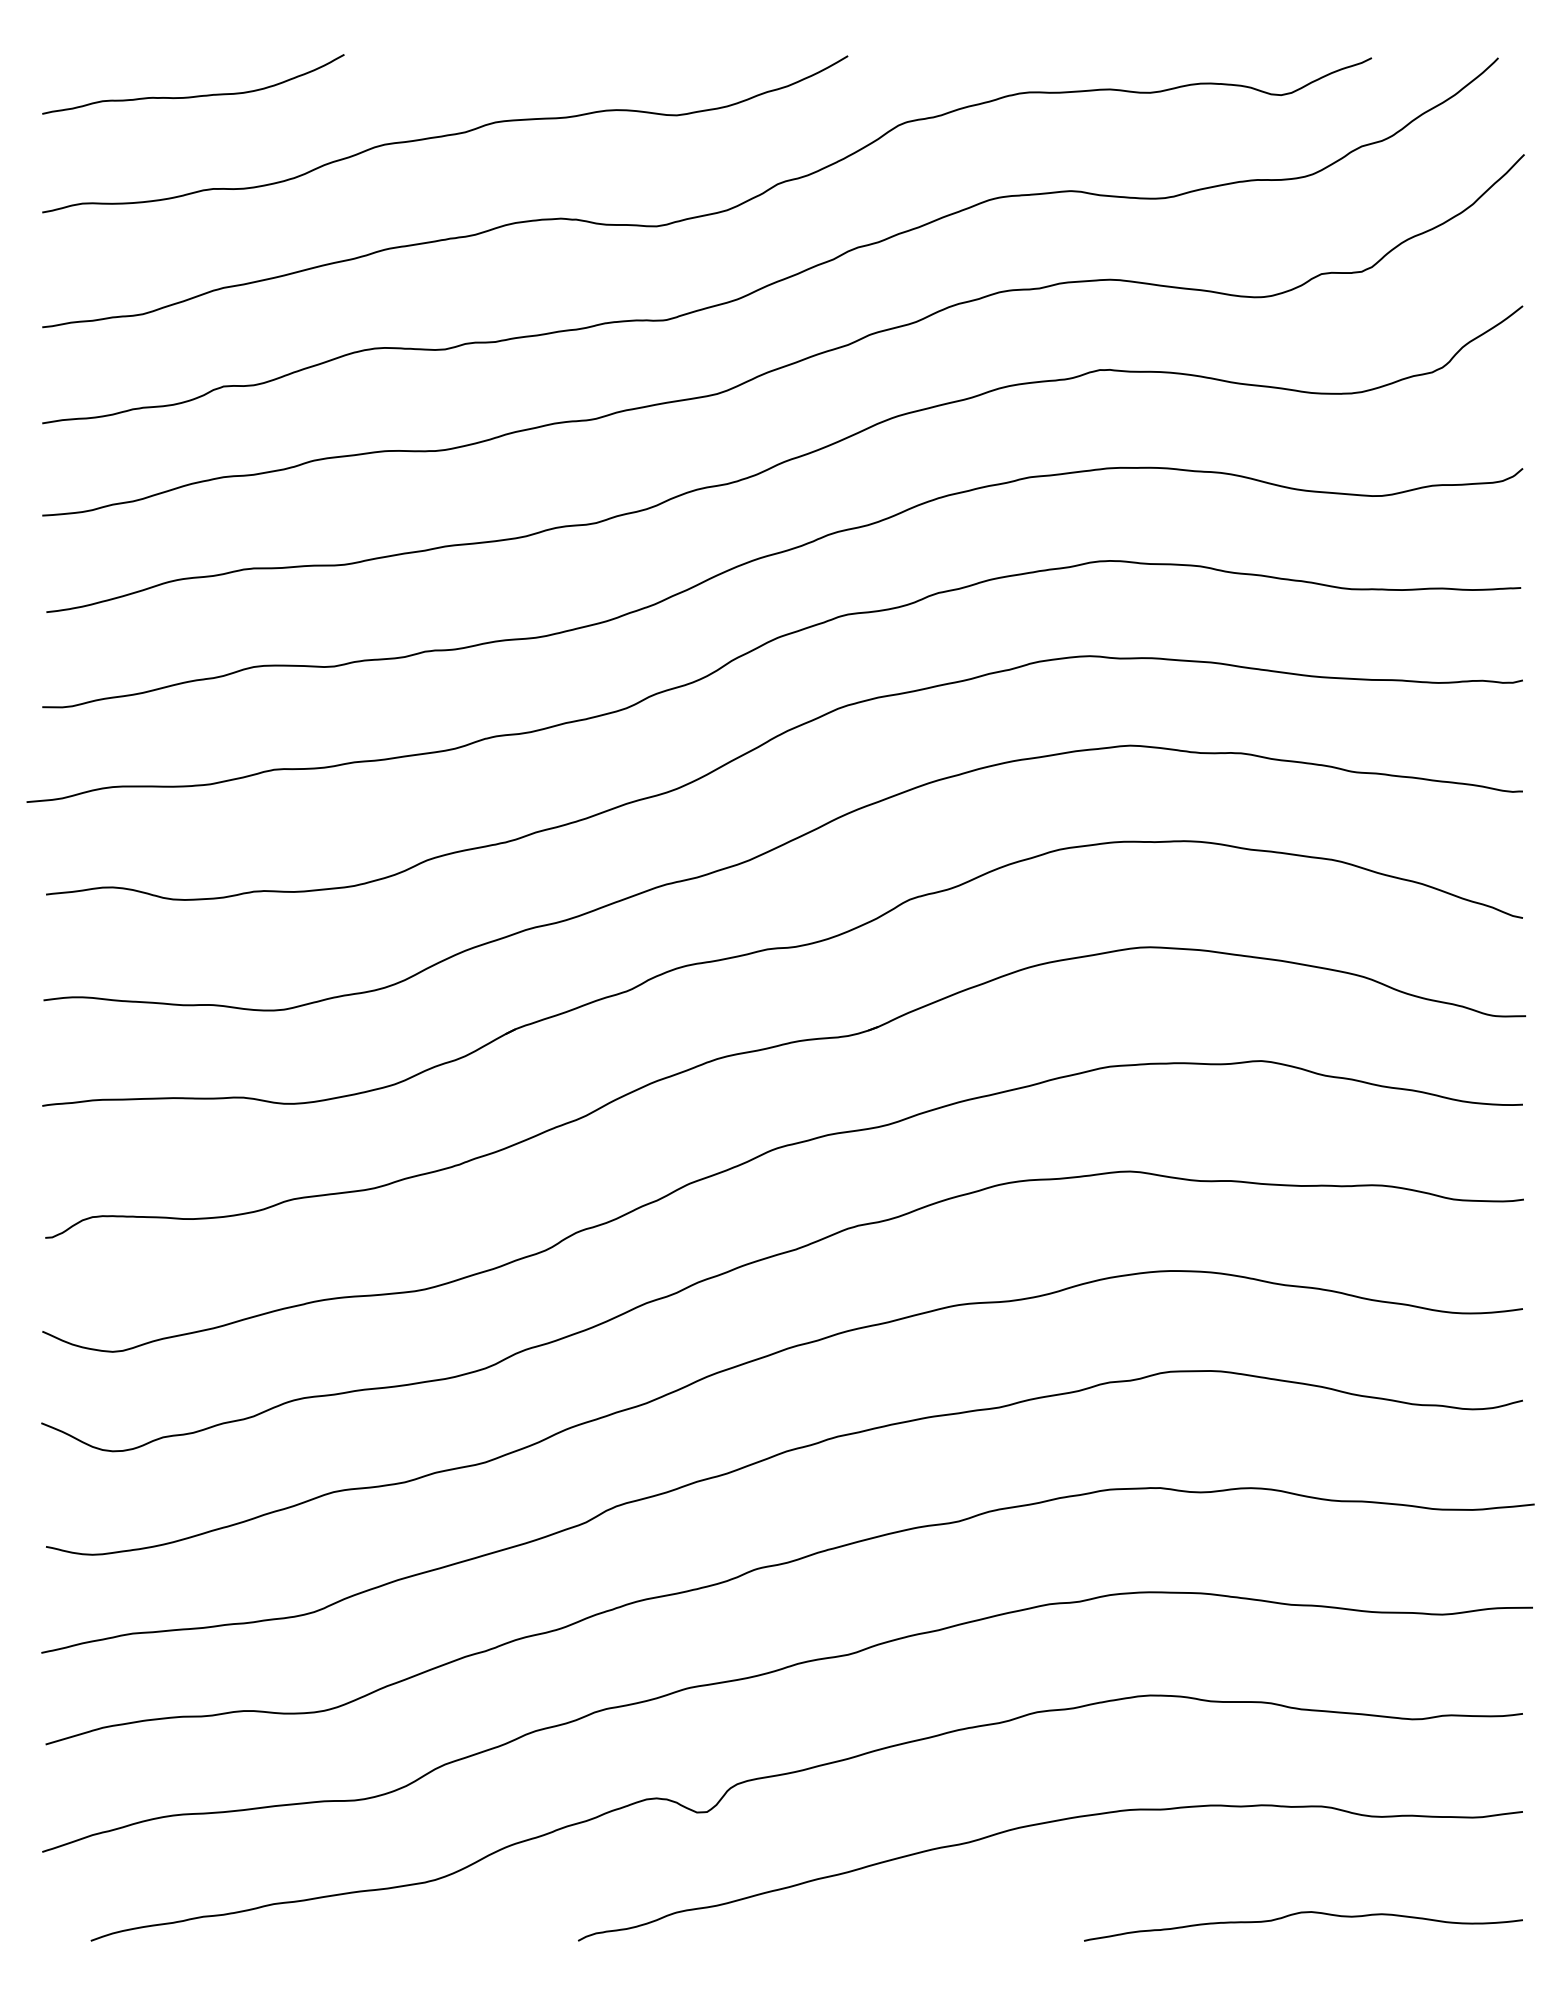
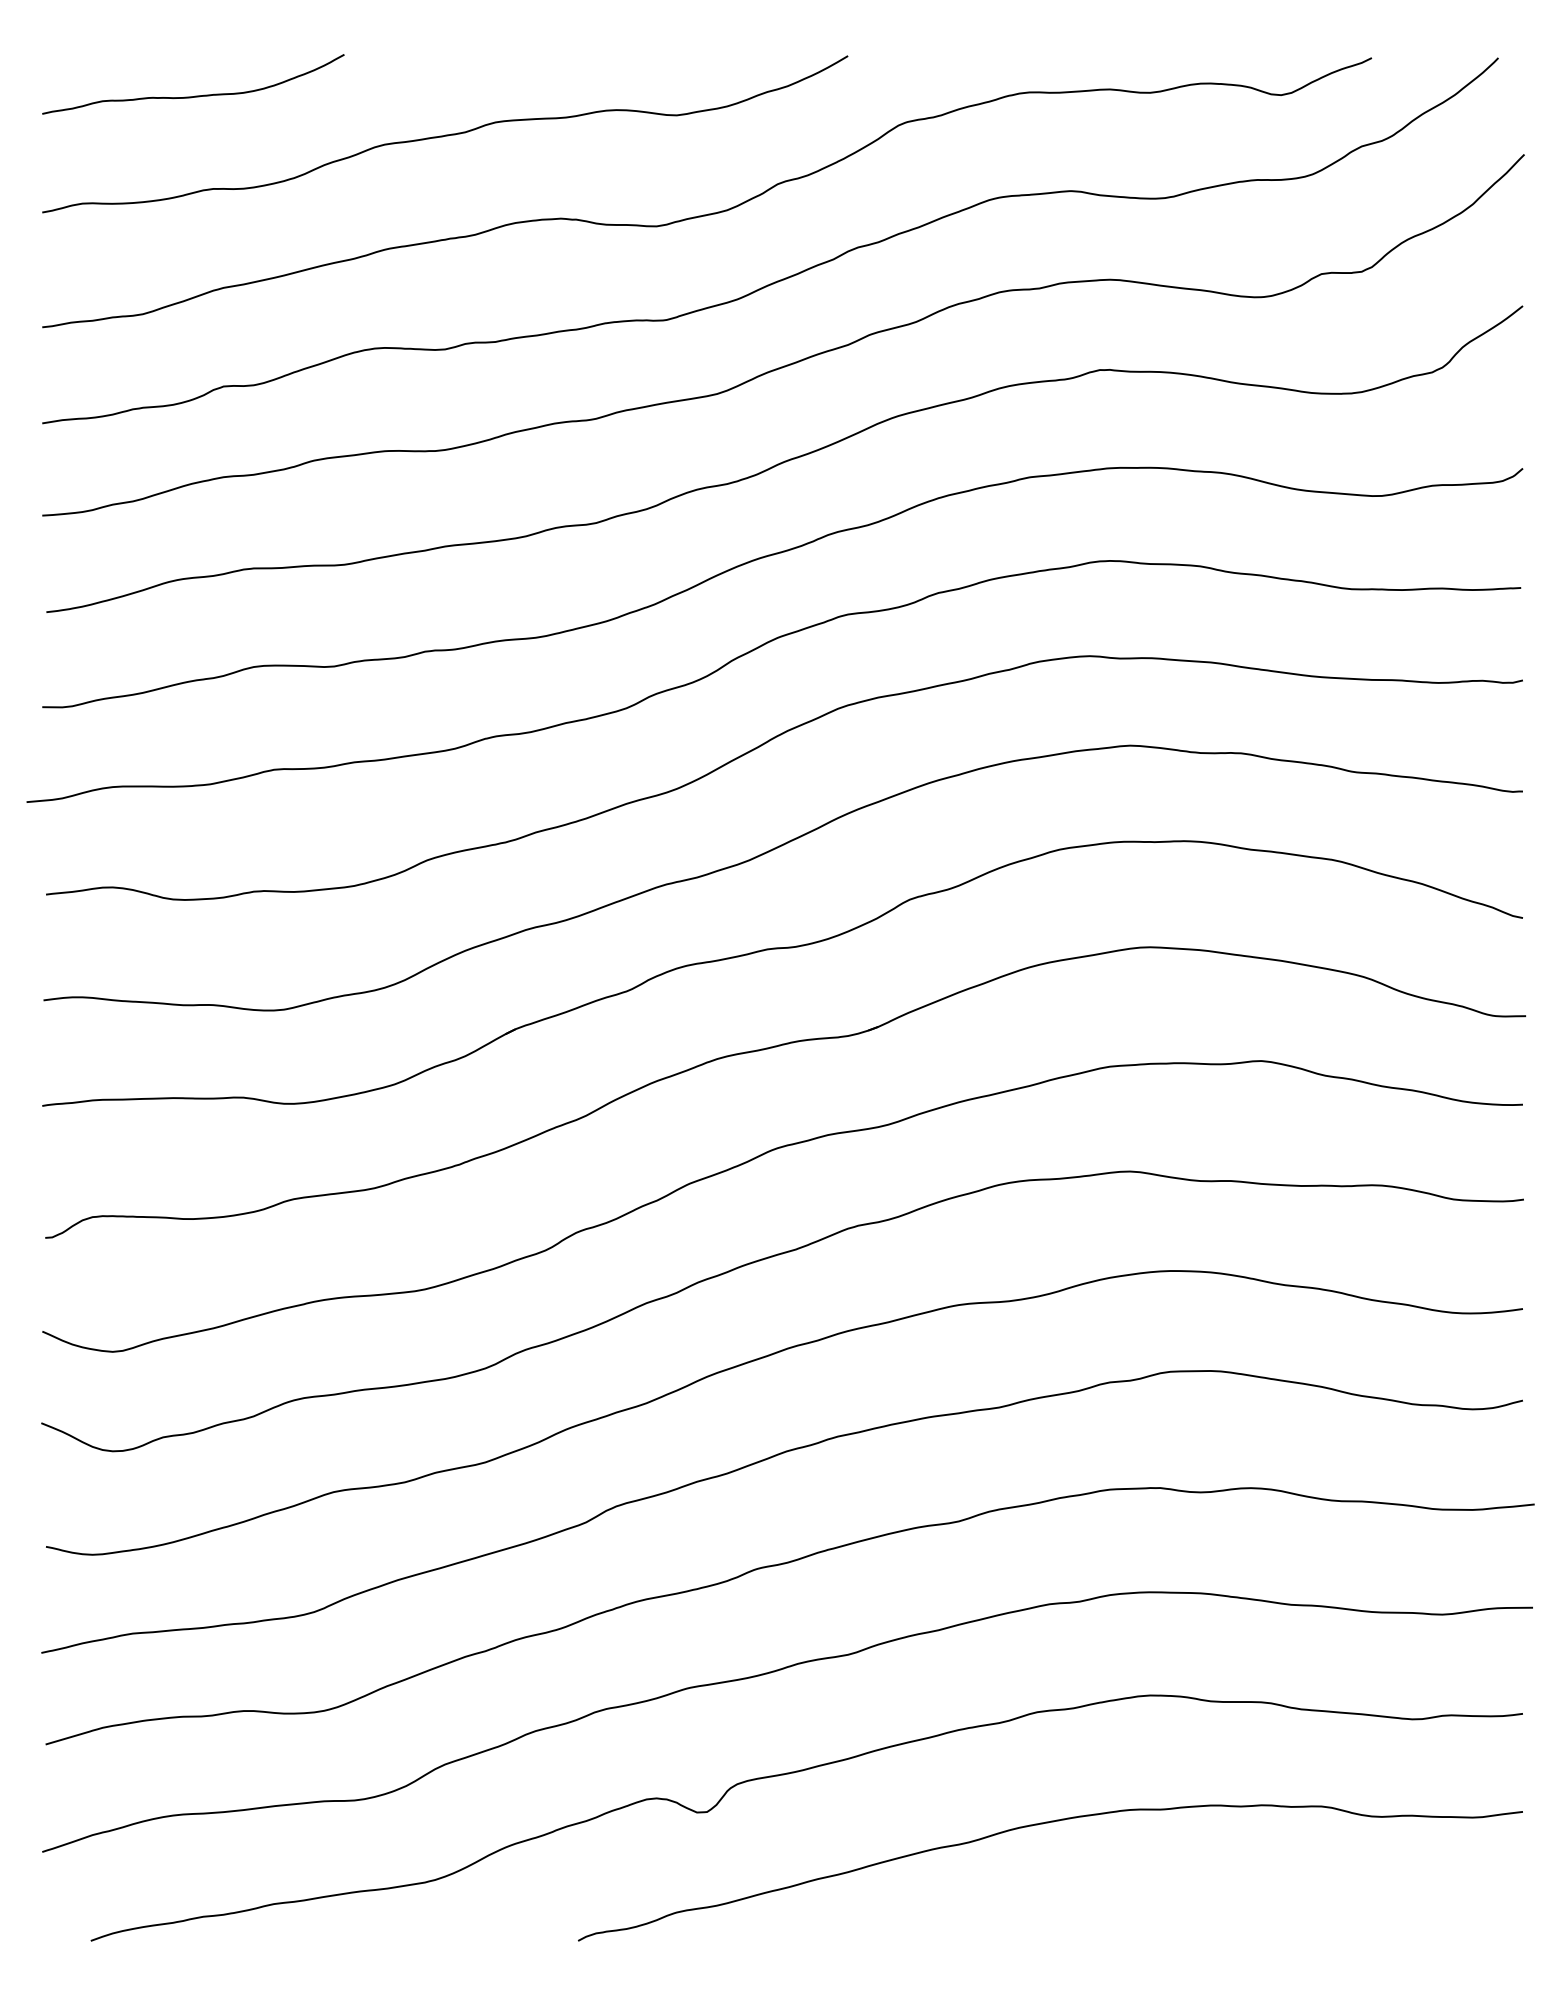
curve: present -> none (1303, 1913)
